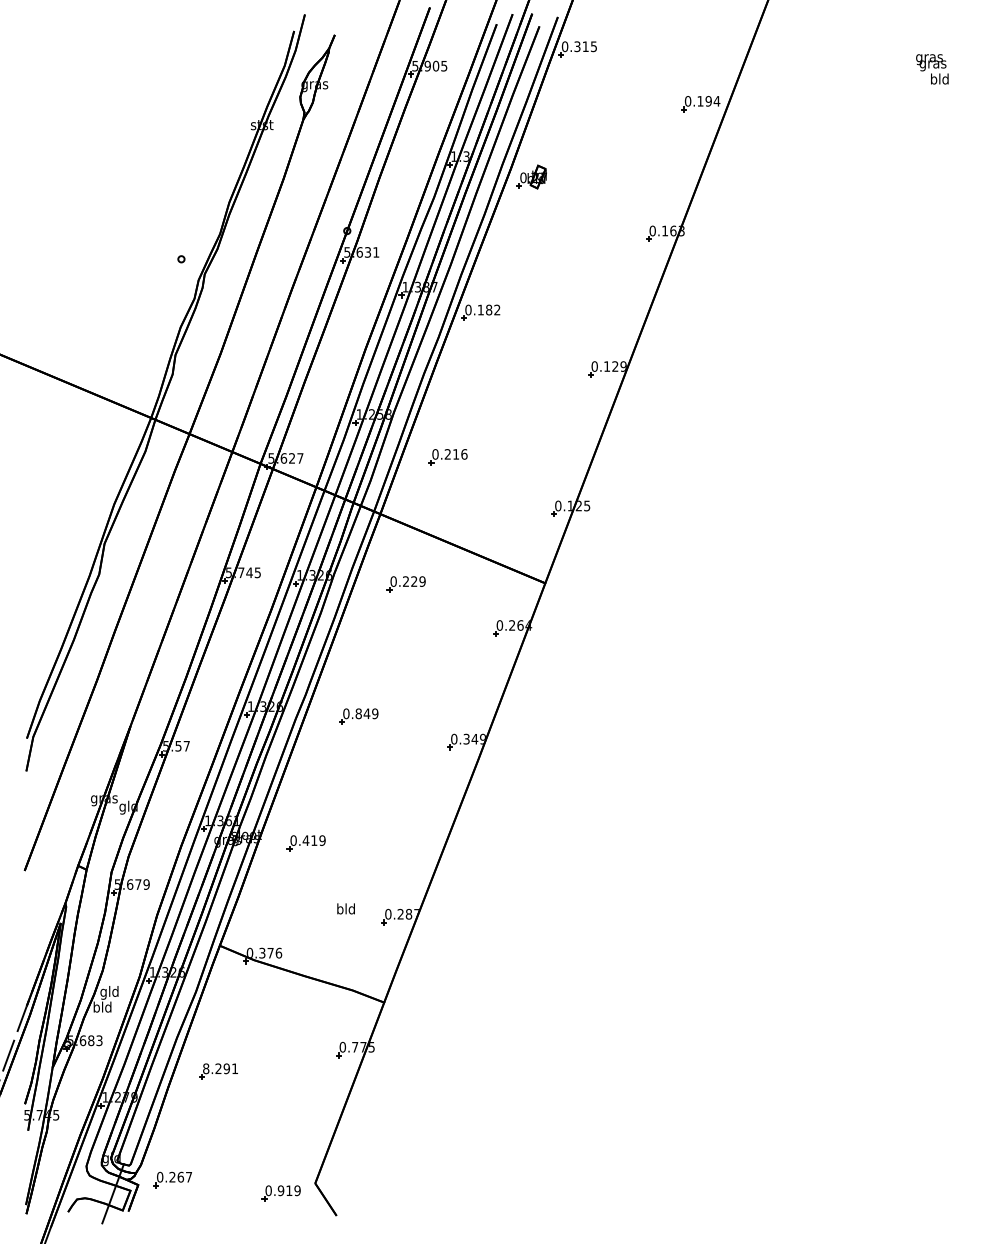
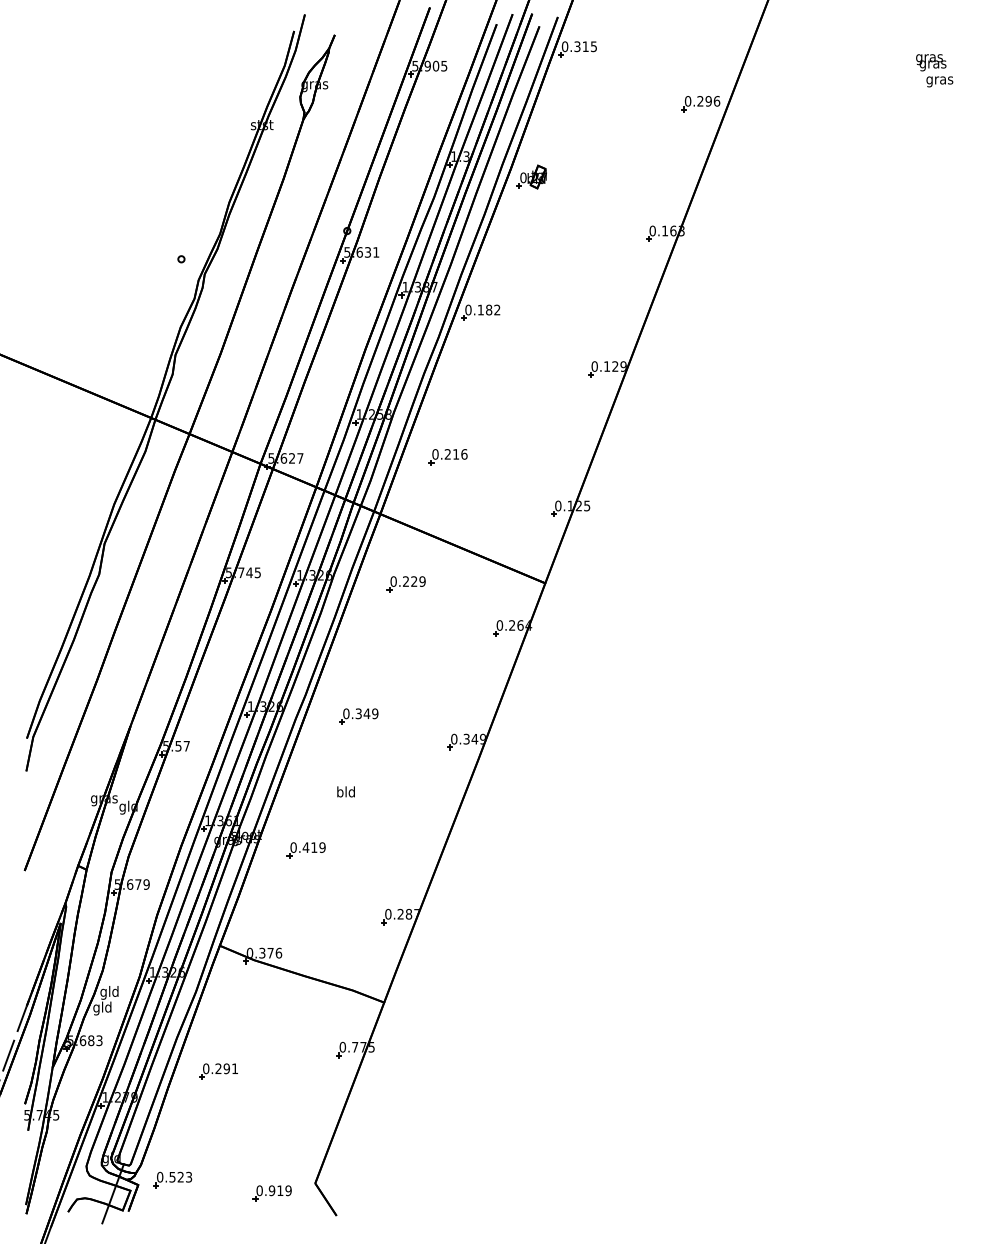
text: bld -> gras (939, 80)
text: 0.194 -> 0.296 (708, 101)
text: 0.849 -> 0.349 (358, 713)
part position: (305, 843) -> (305, 850) (305, 850)
text position: (345, 908) -> (345, 791) (345, 791)
text: bld -> gld (96, 1008)
text: 8.291 -> 0.291 (206, 1068)
text: 0.267 -> 0.523 (180, 1176)
part position: (280, 1193) -> (271, 1193) (271, 1193)
